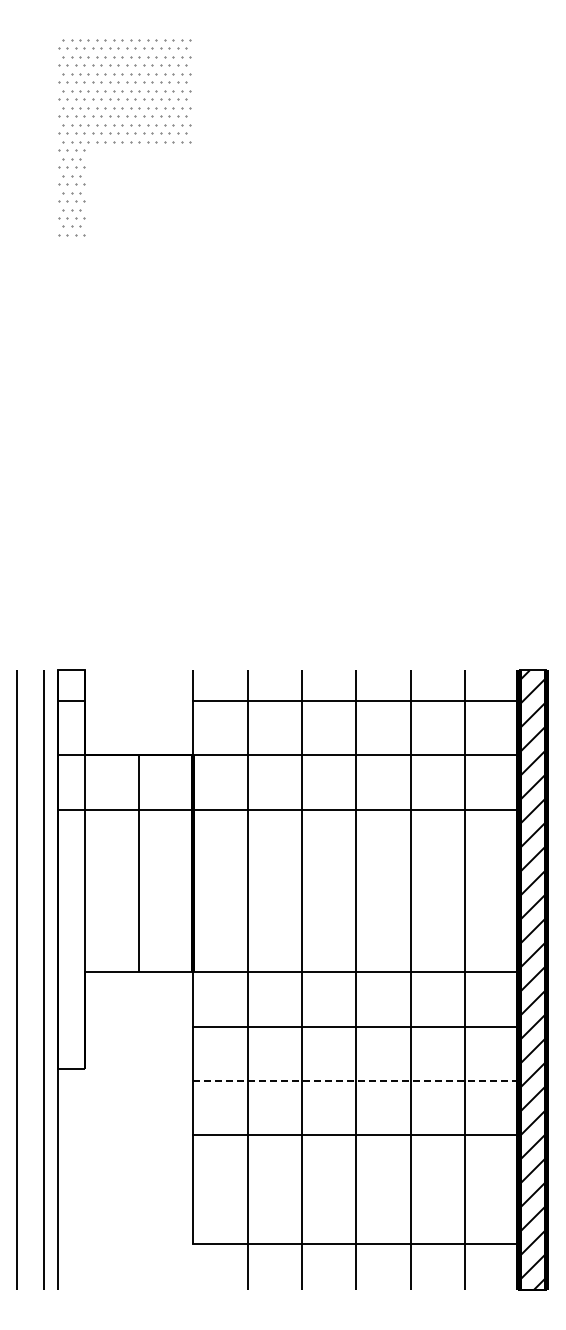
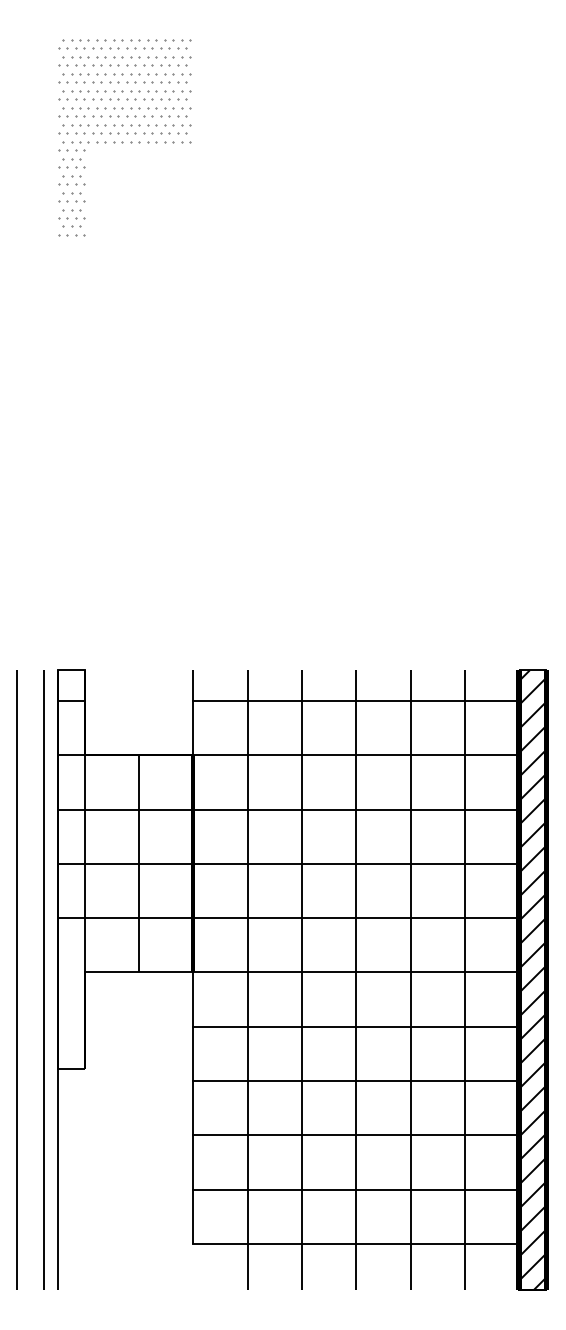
line: none -> present (288, 863)
line: none -> present (288, 918)
line: dashed -> solid (356, 1081)
line: none -> present (356, 1189)
